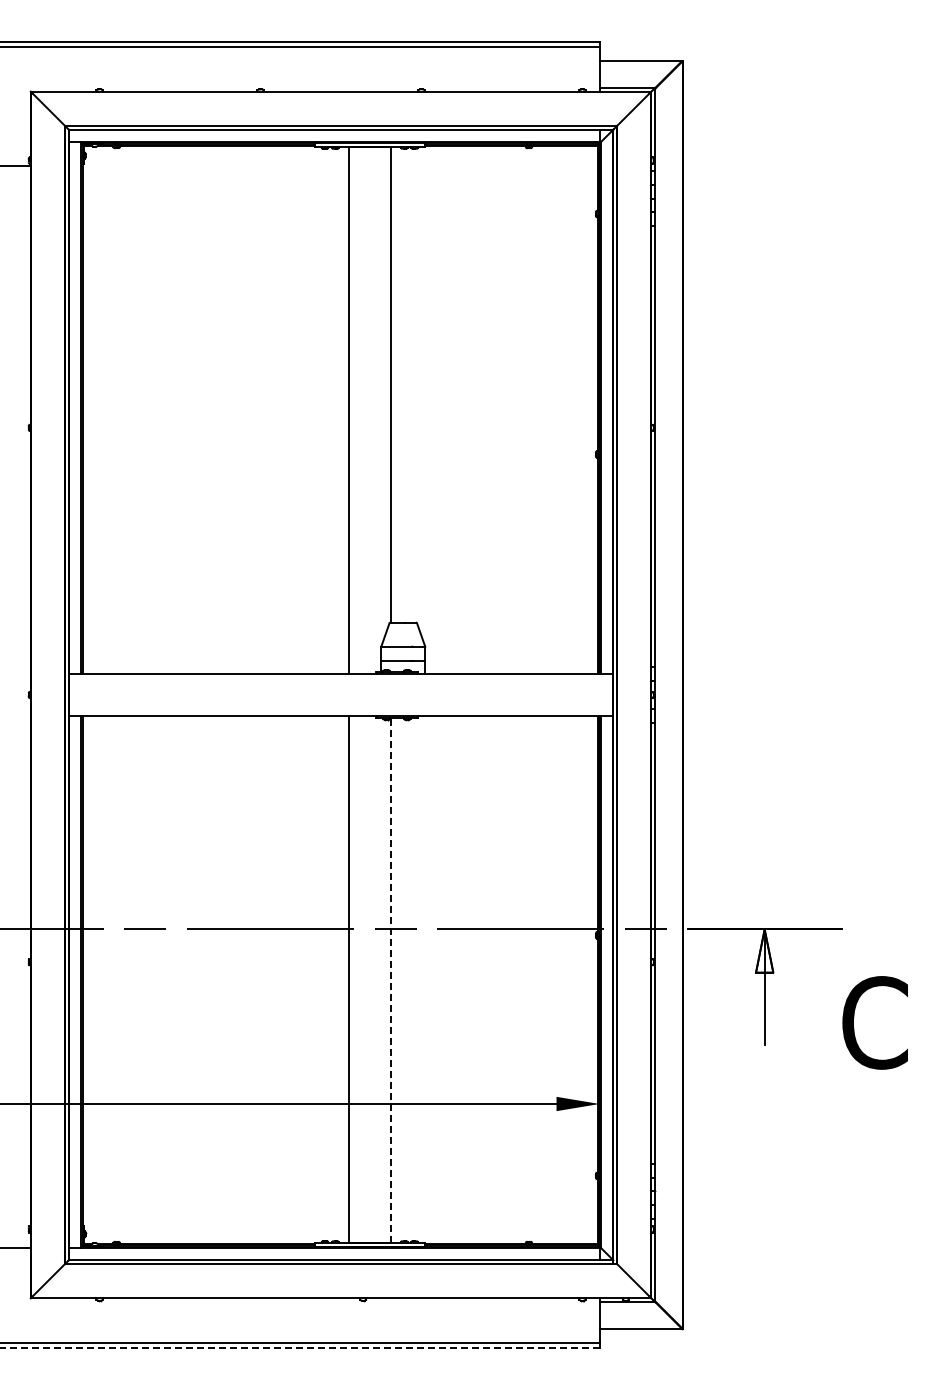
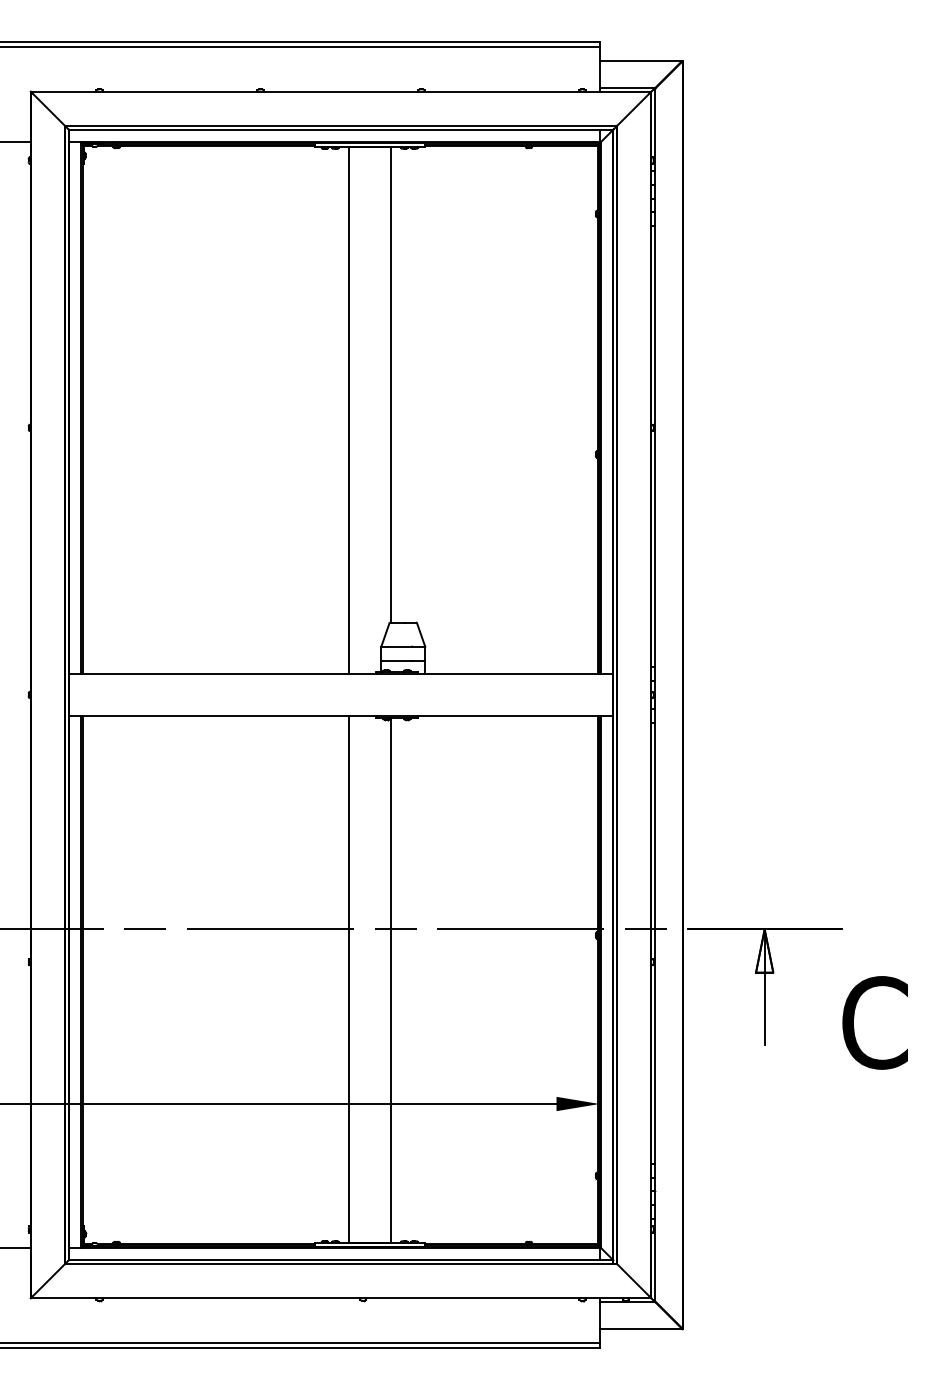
line position: (16, 166) -> (16, 142) (16, 142)
line: dashed -> solid (390, 980)
line: dashed -> solid (299, 1348)
